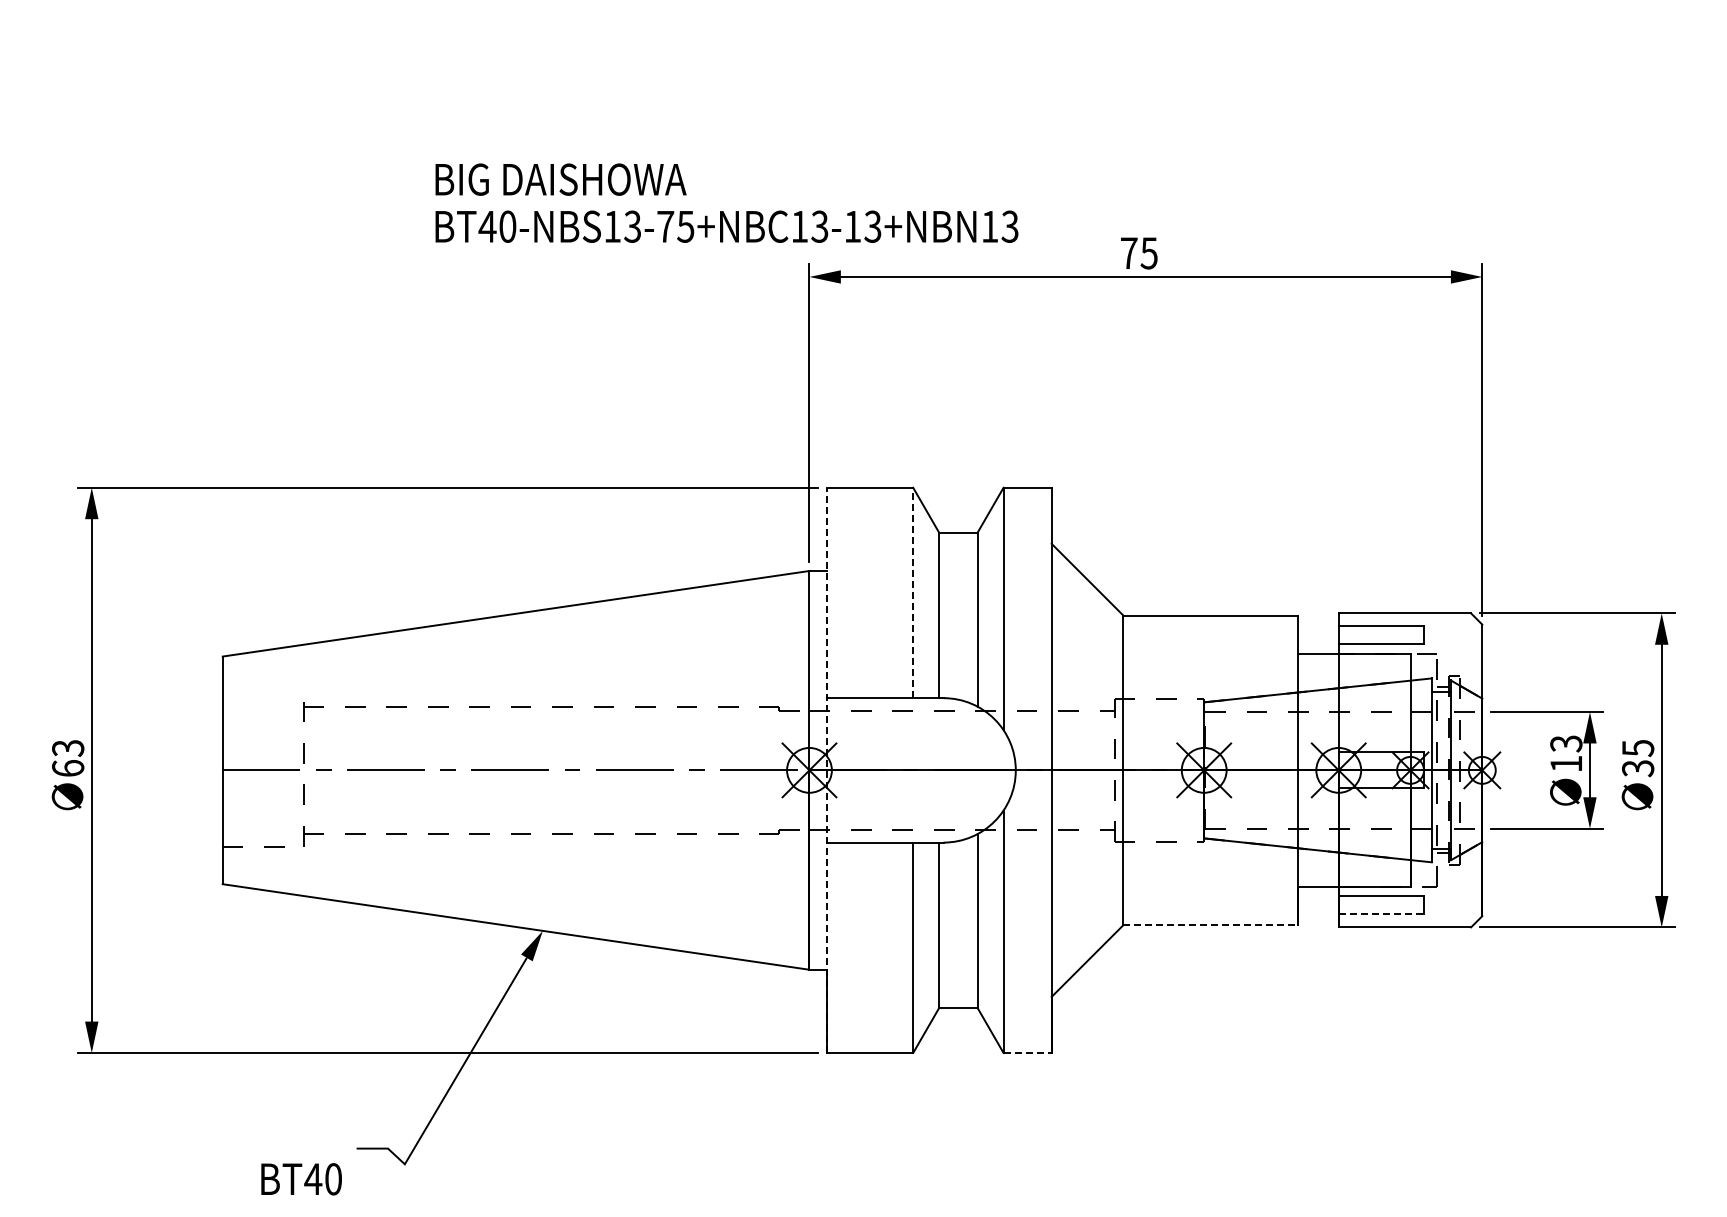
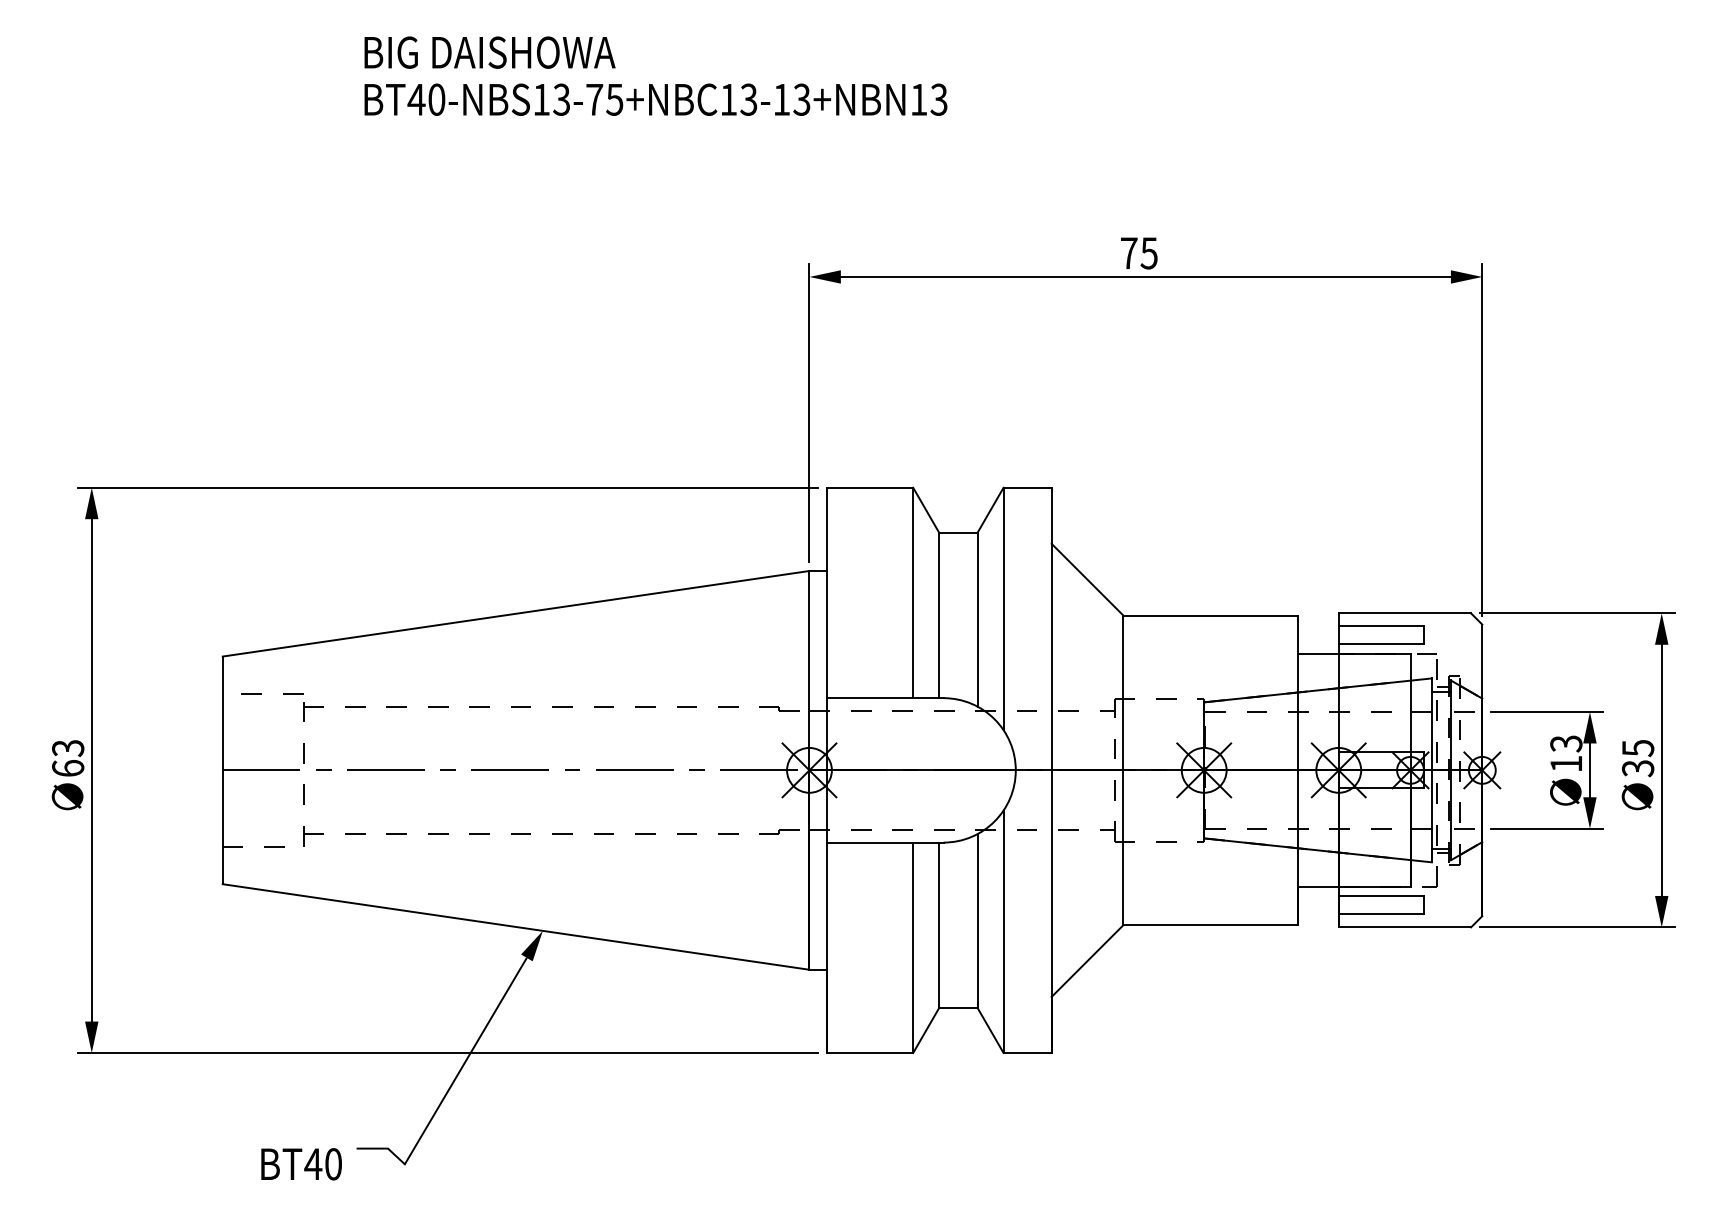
text position: (726, 202) -> (655, 75) (655, 75)
line: dashed -> solid (913, 592)
line: none -> present (261, 693)
line: dashed -> solid (827, 770)
line: dashed -> solid (1381, 914)
line: dashed -> solid (1211, 925)
line: dashed -> solid (1028, 1052)
text position: (301, 1179) -> (301, 1164) (301, 1164)
